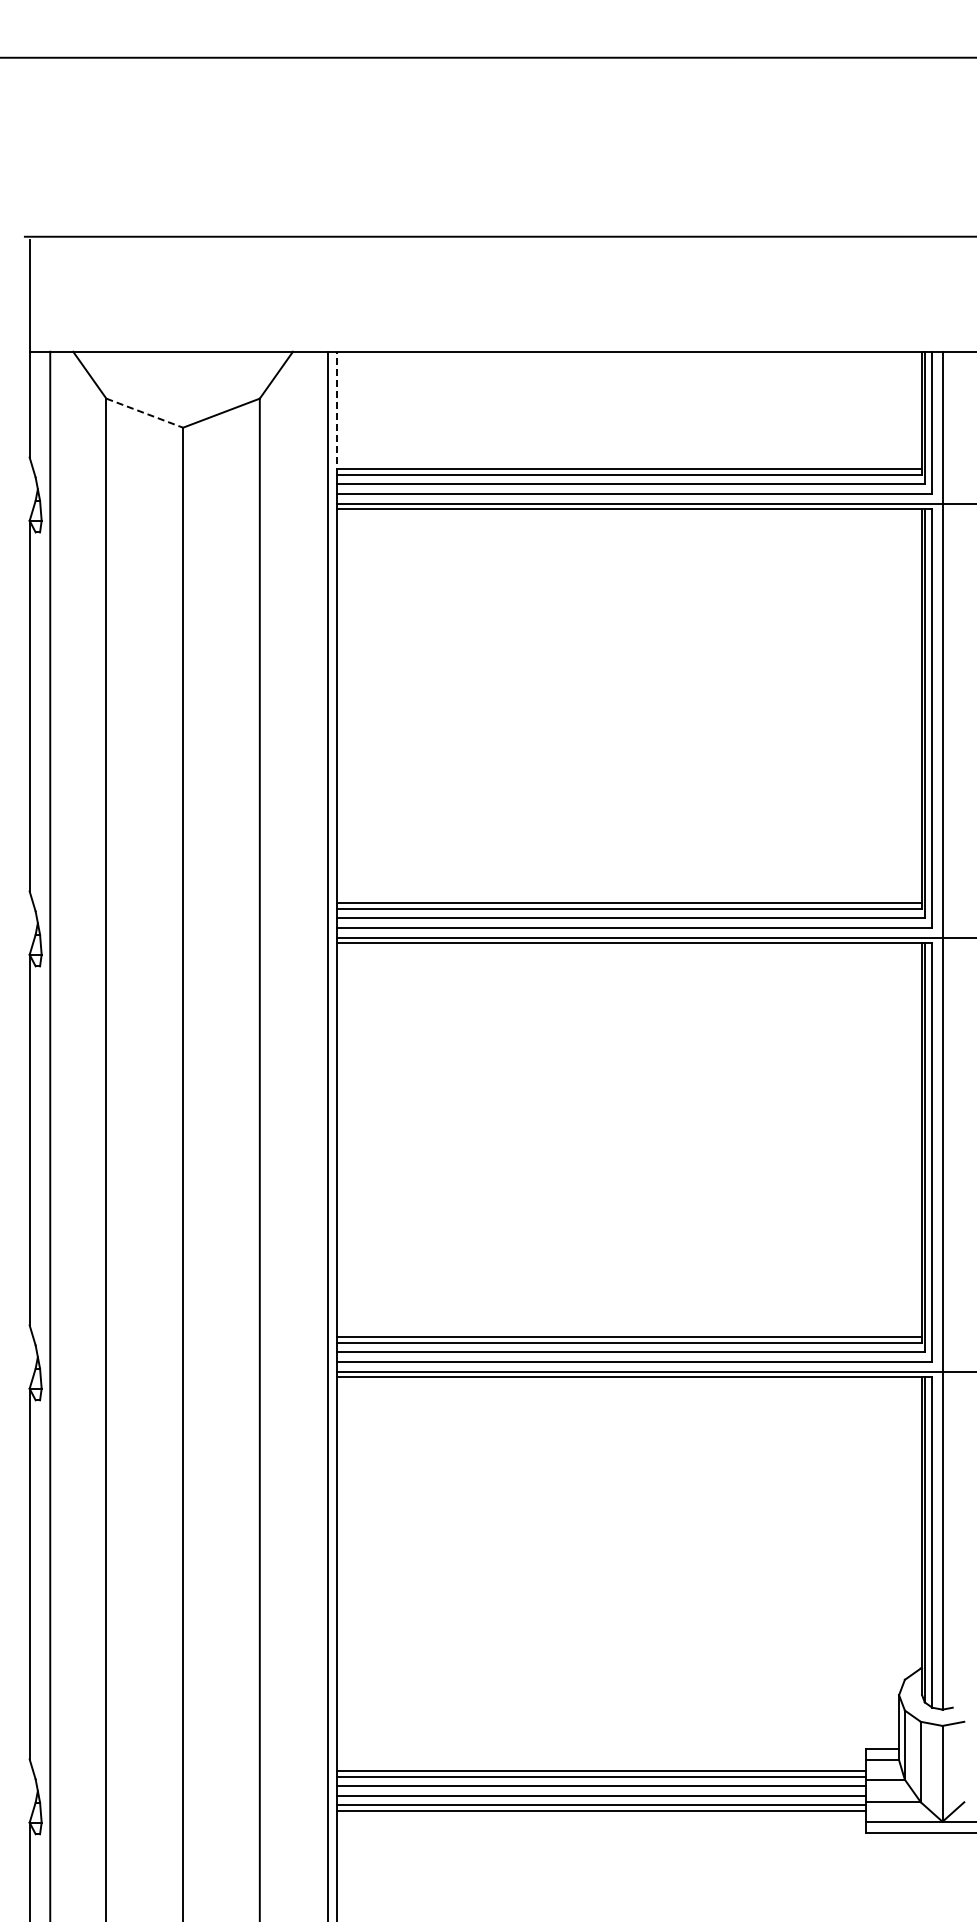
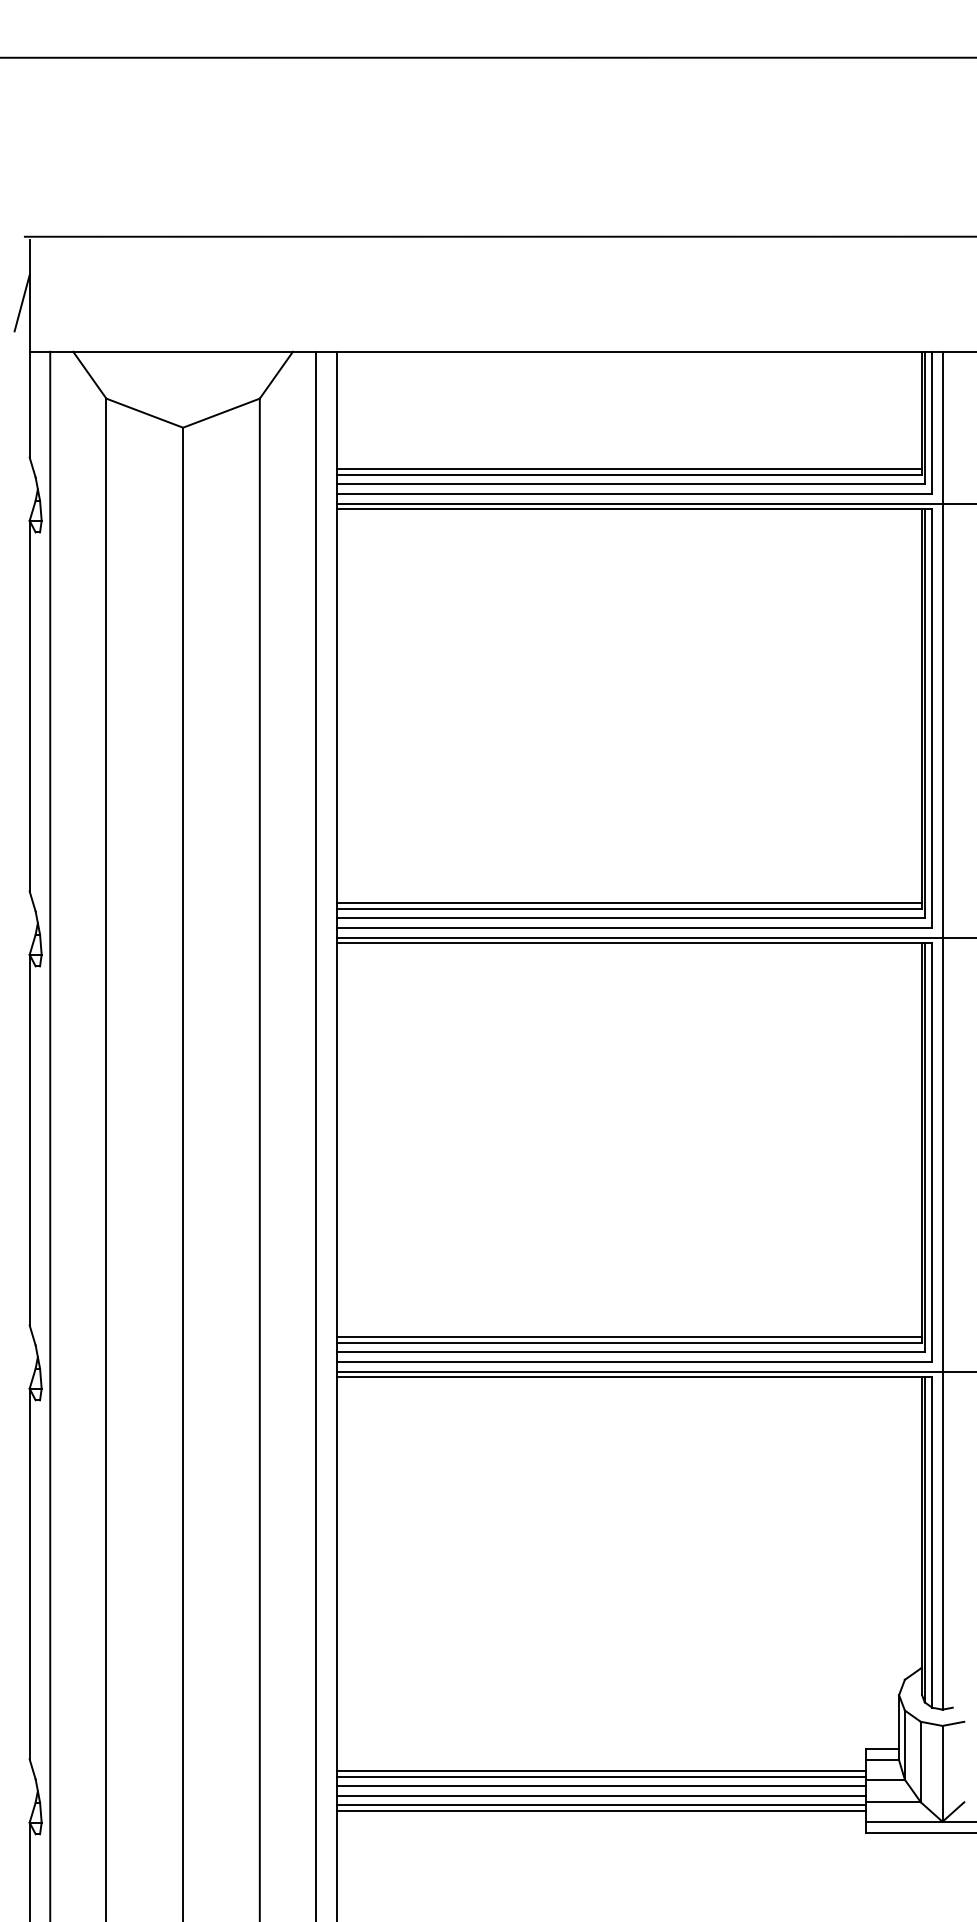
line: none -> present (21, 303)
line: dashed -> solid (336, 412)
line: dashed -> solid (145, 413)
line position: (327, 1134) -> (315, 1134) (315, 1134)
